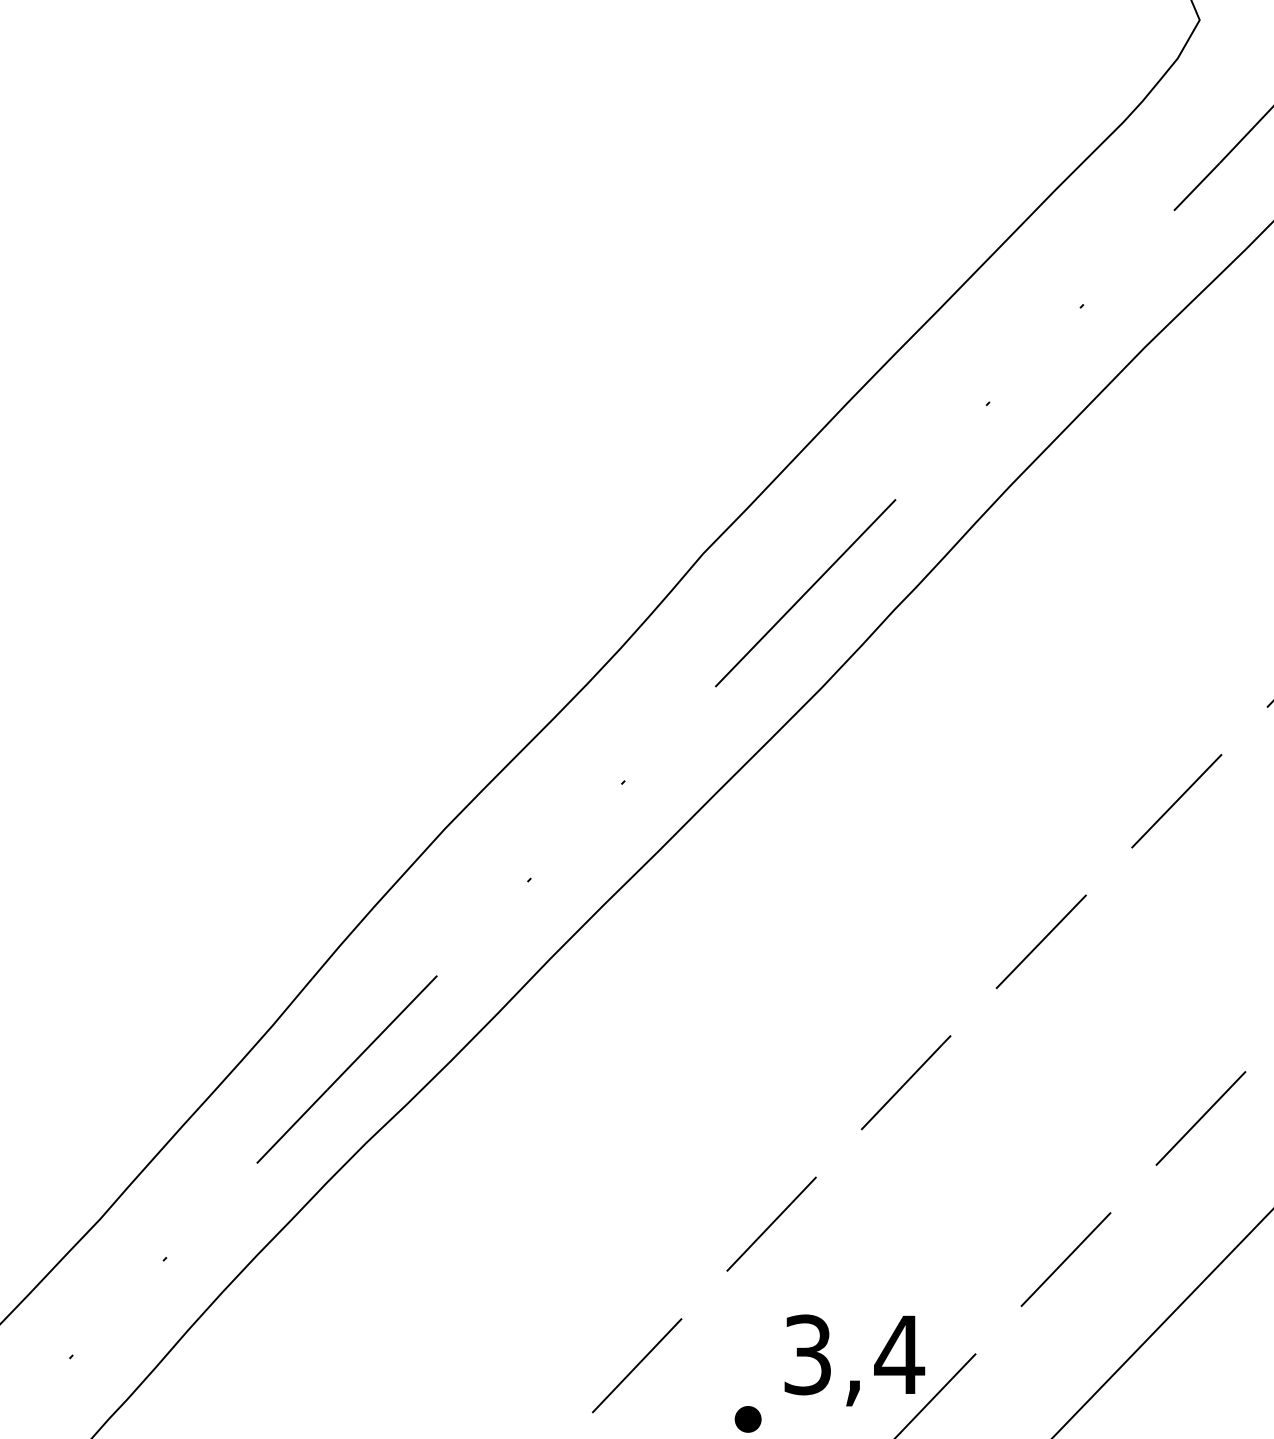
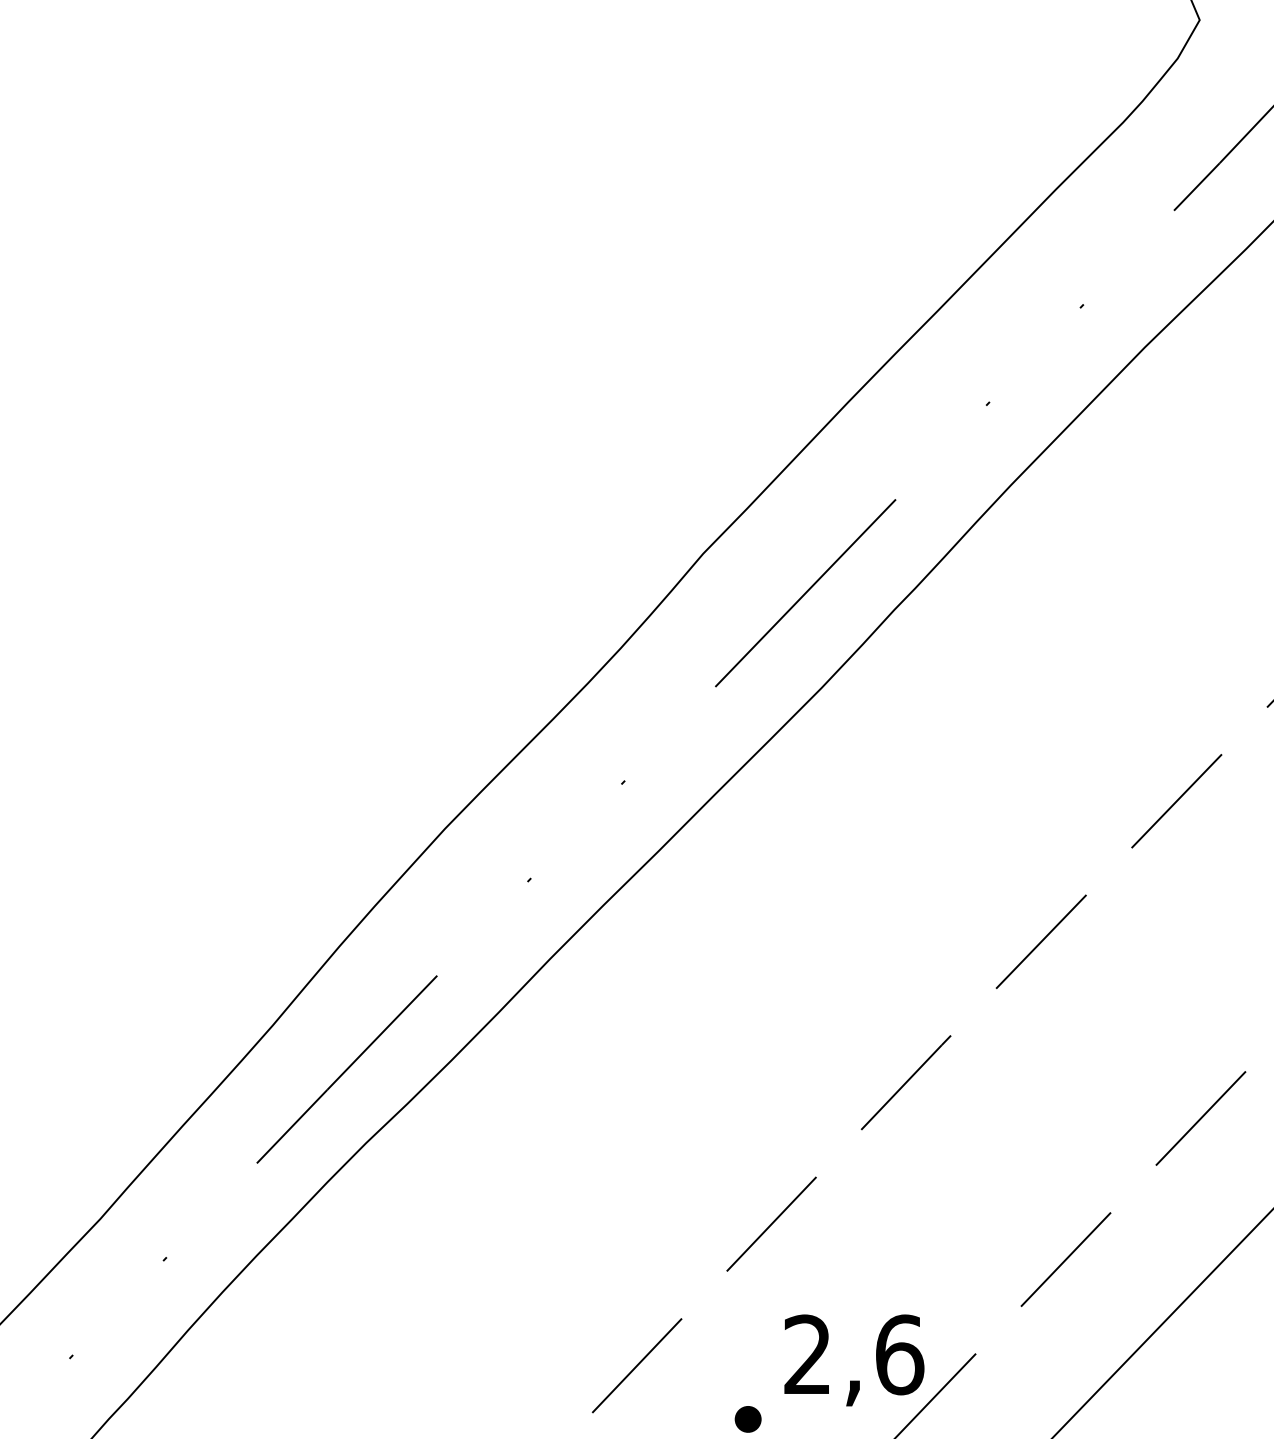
text: 3,4 -> 2,6 (854, 1354)
